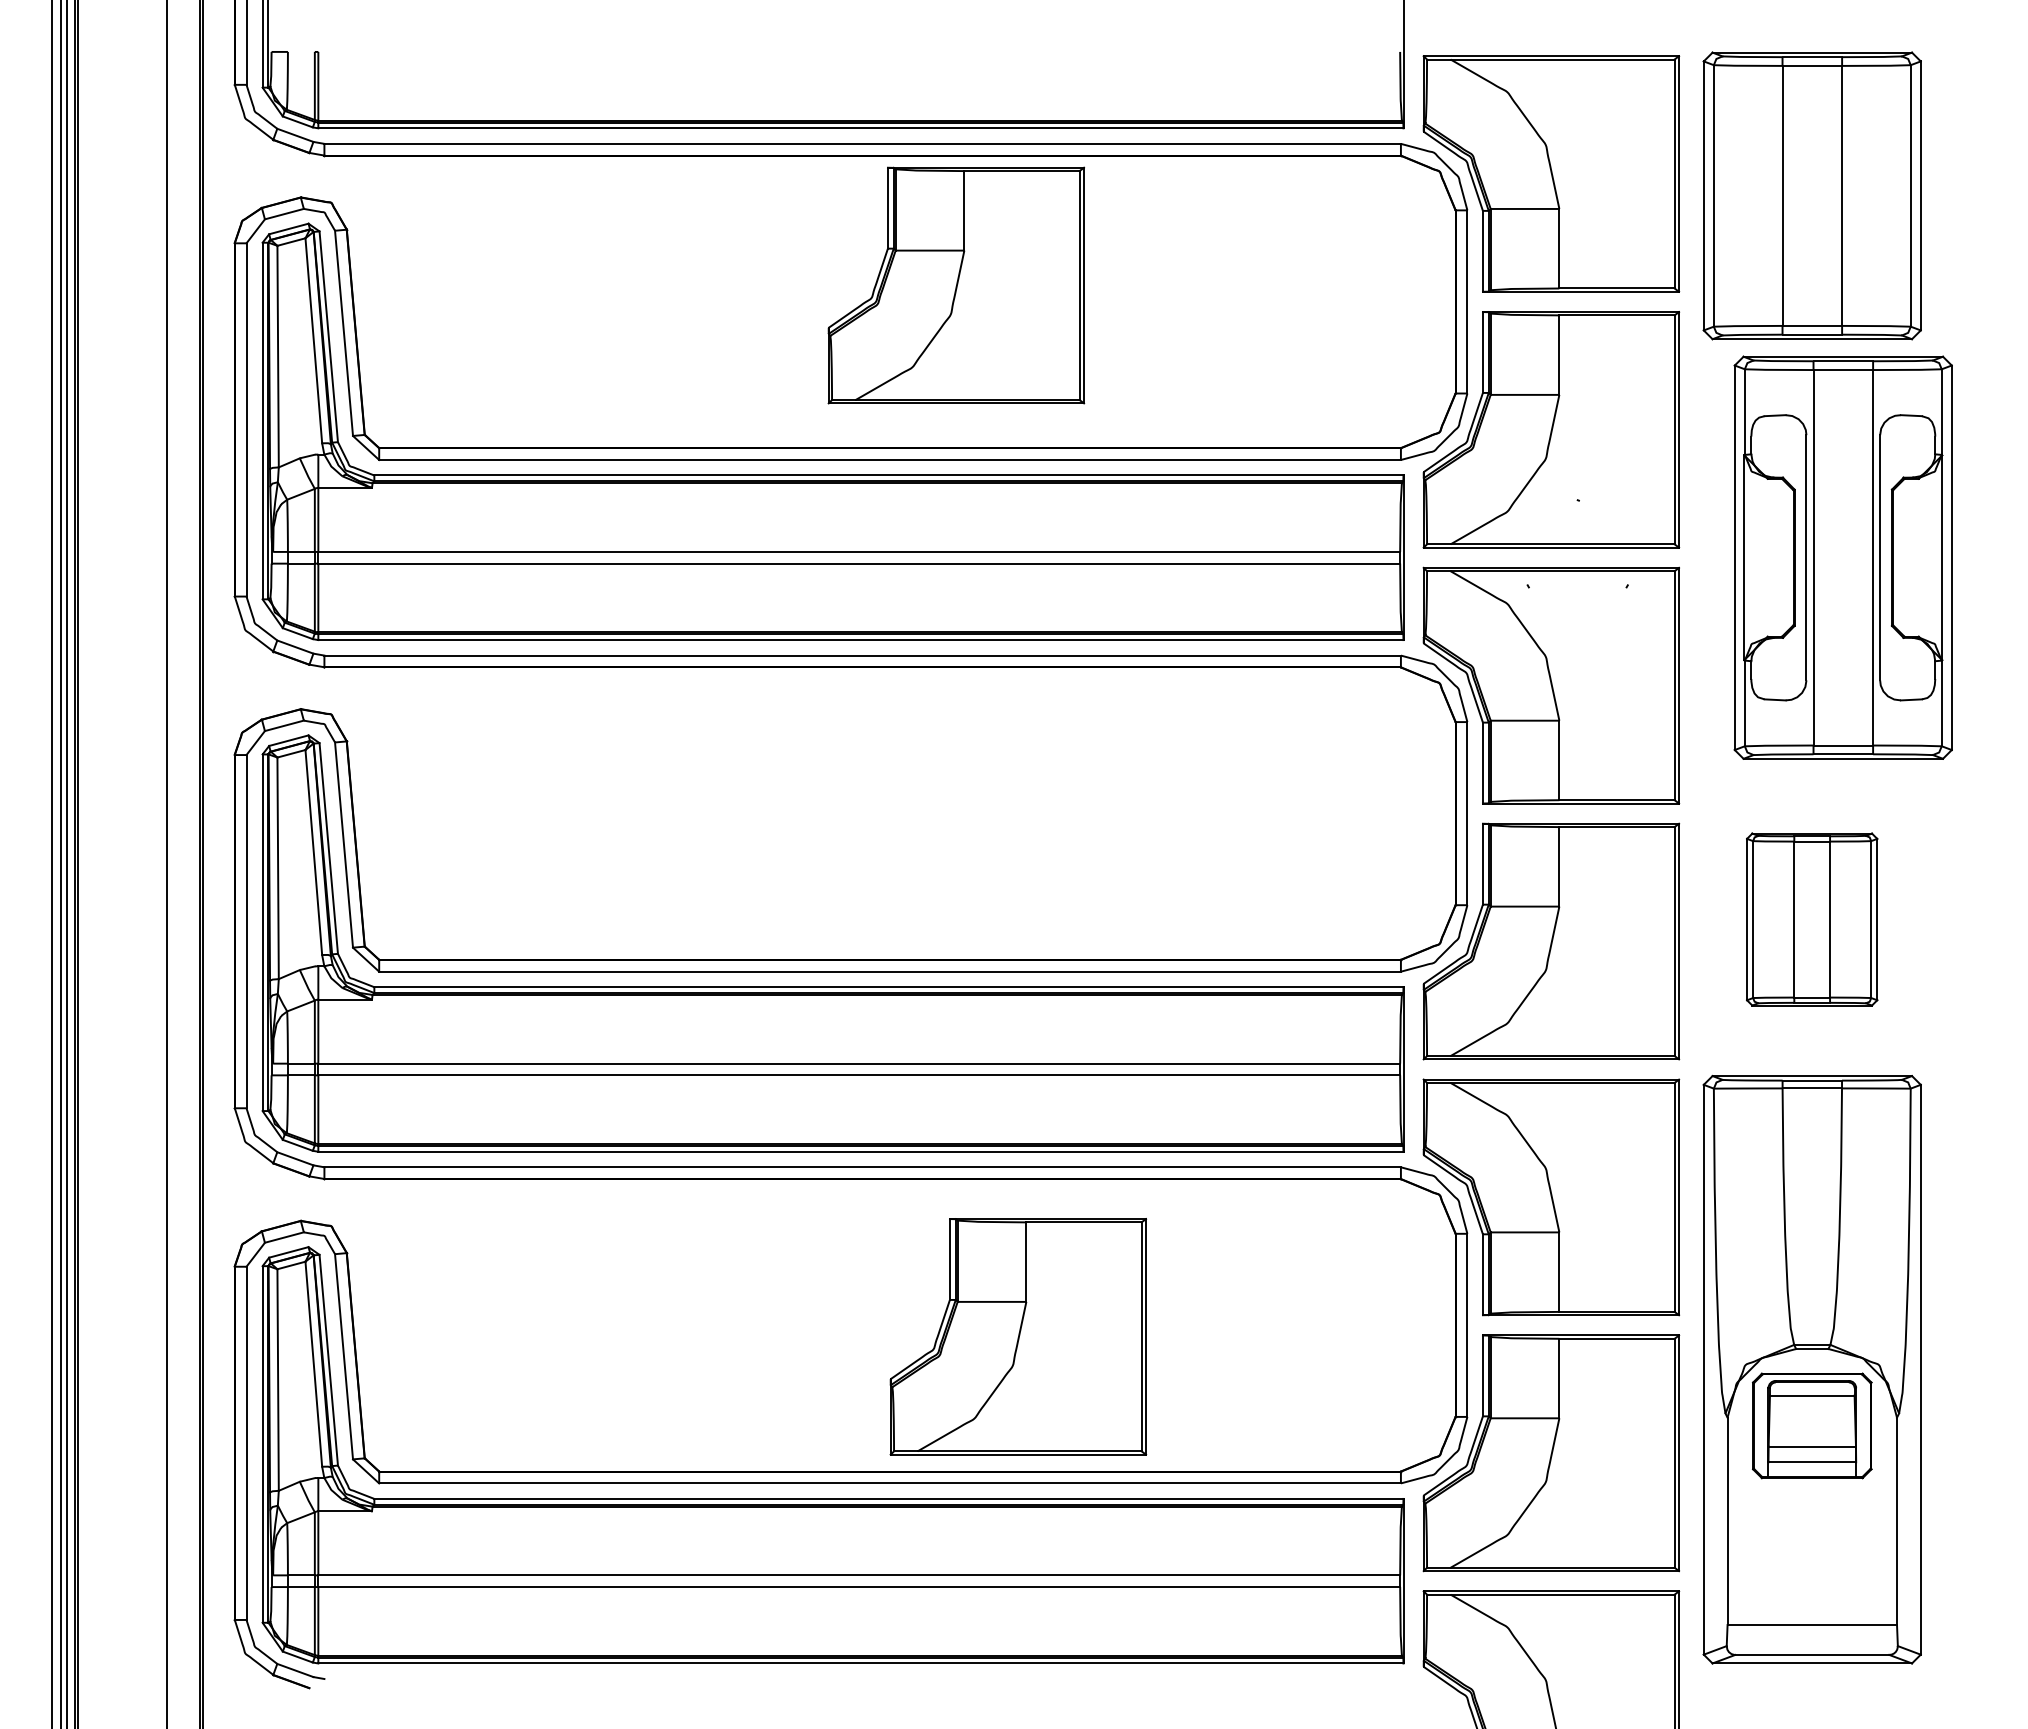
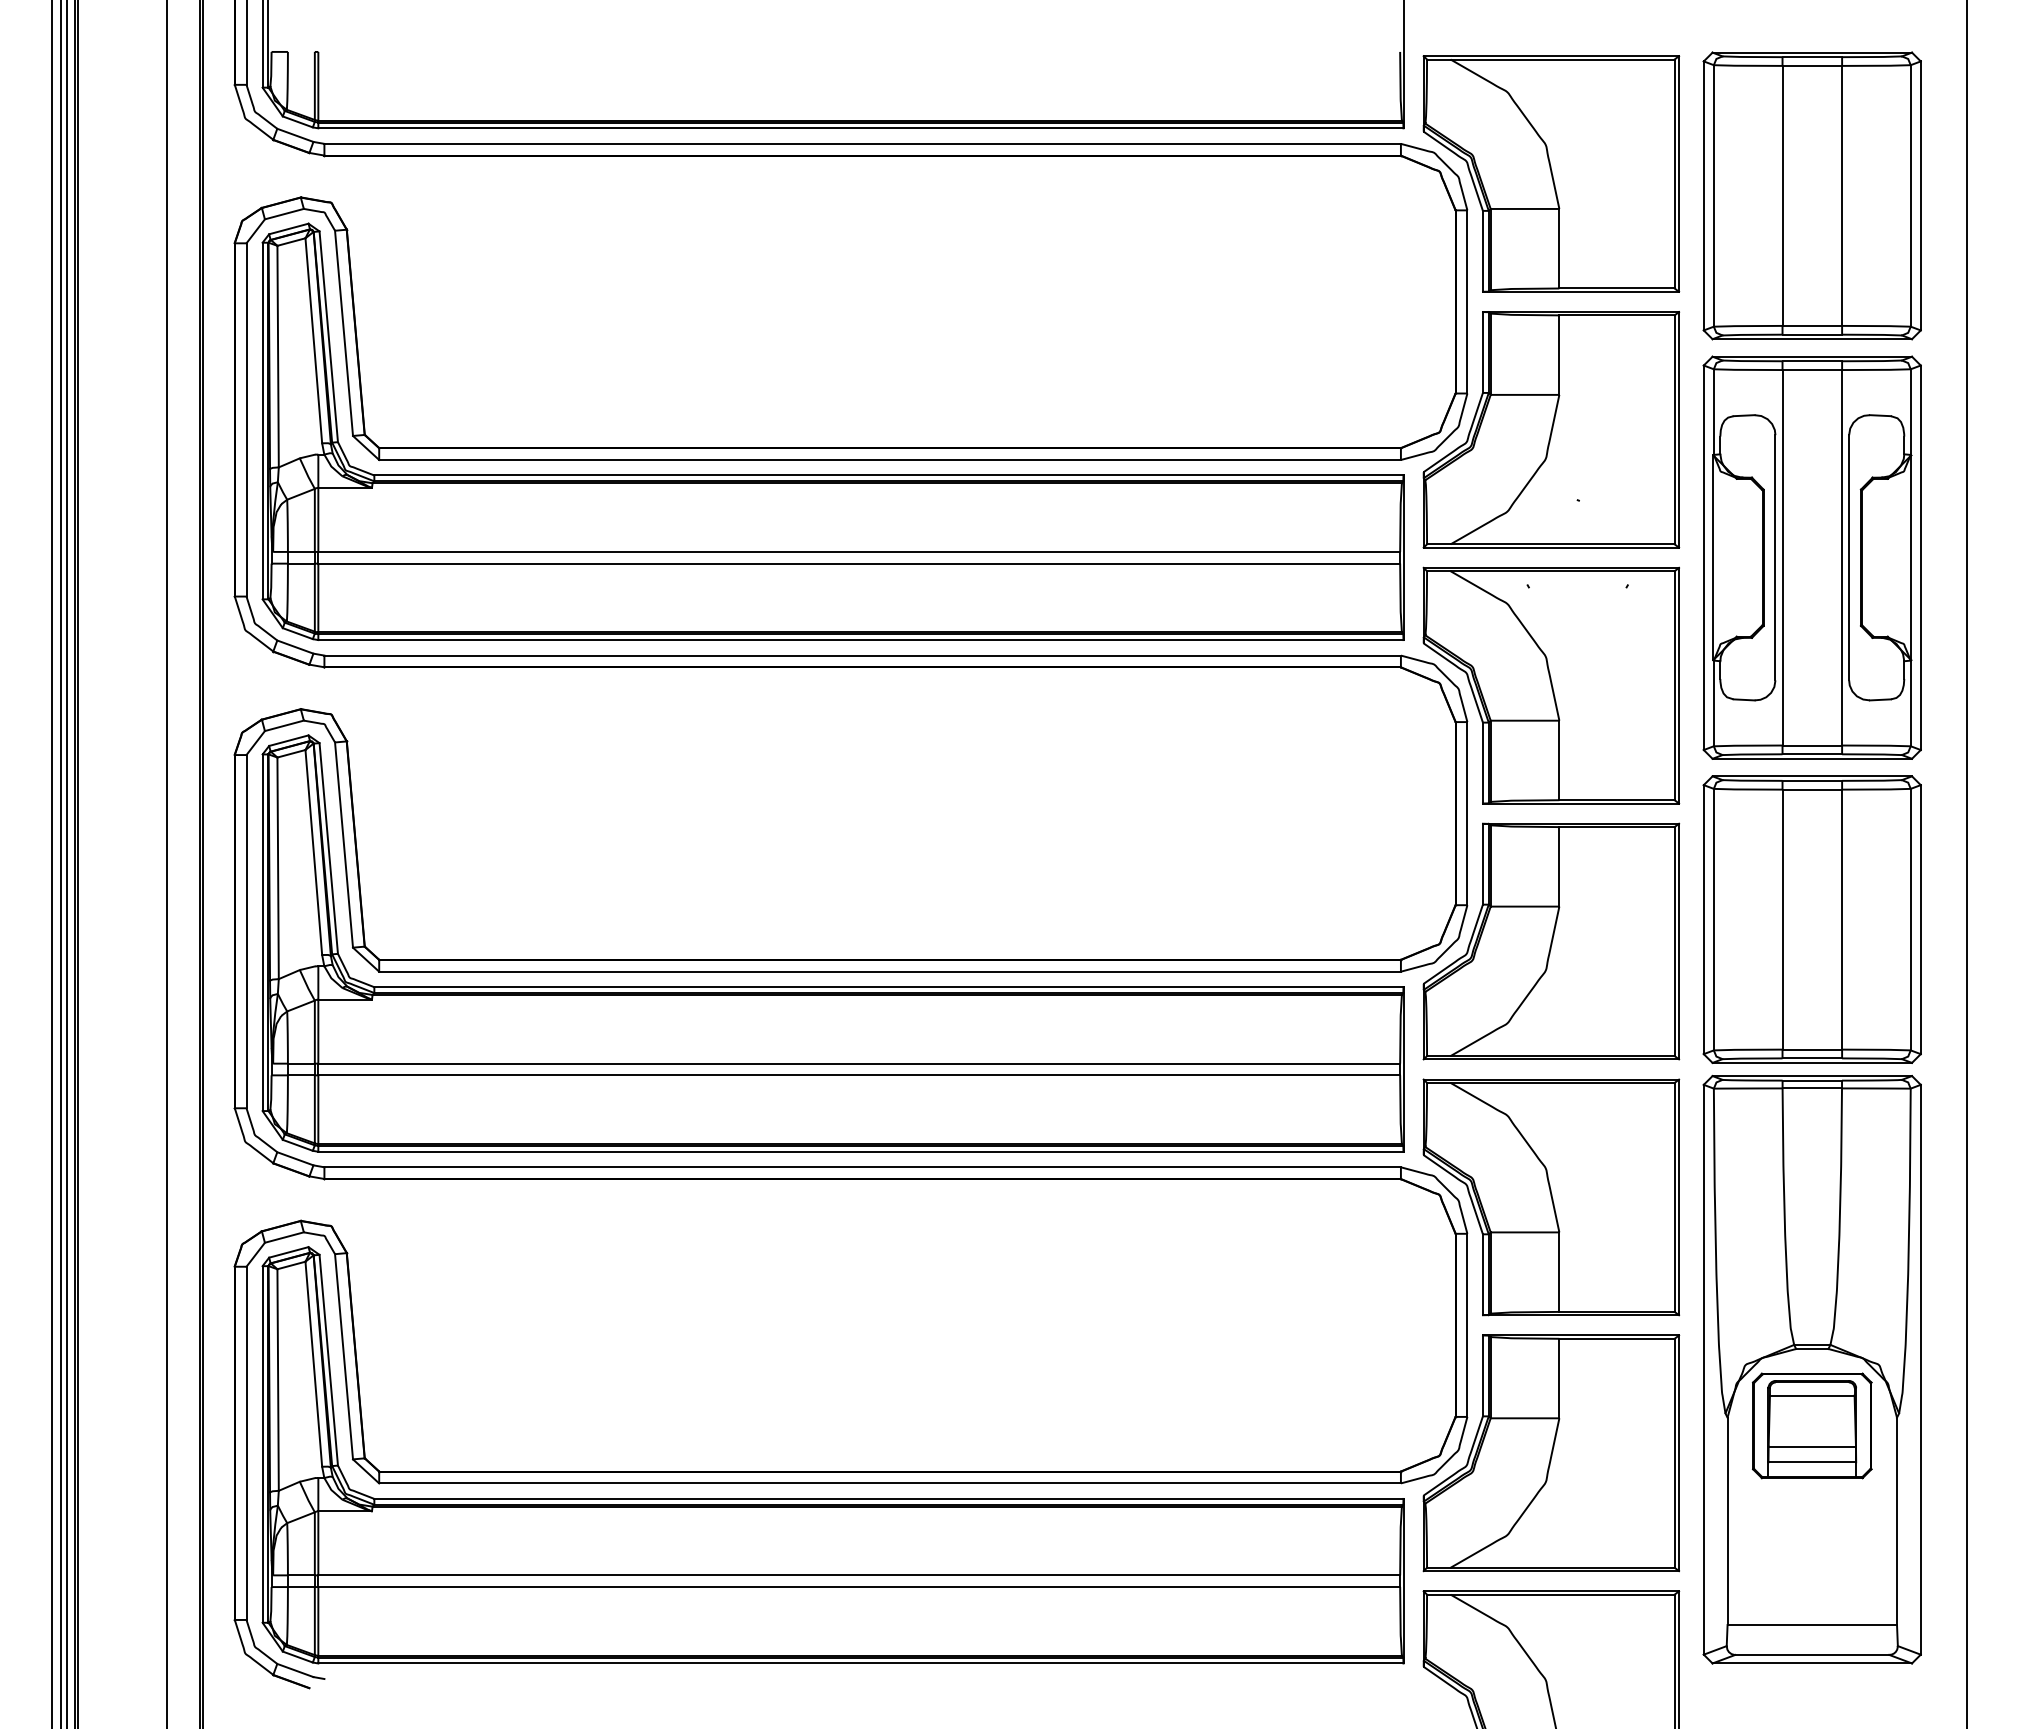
part: present -> none (956, 285)
part position: (1842, 557) -> (1811, 557) (1811, 557)
line: none -> present (1967, 863)
part size: 133x175 px -> 220x289 px (1811, 919)
part: present -> none (1018, 1336)
